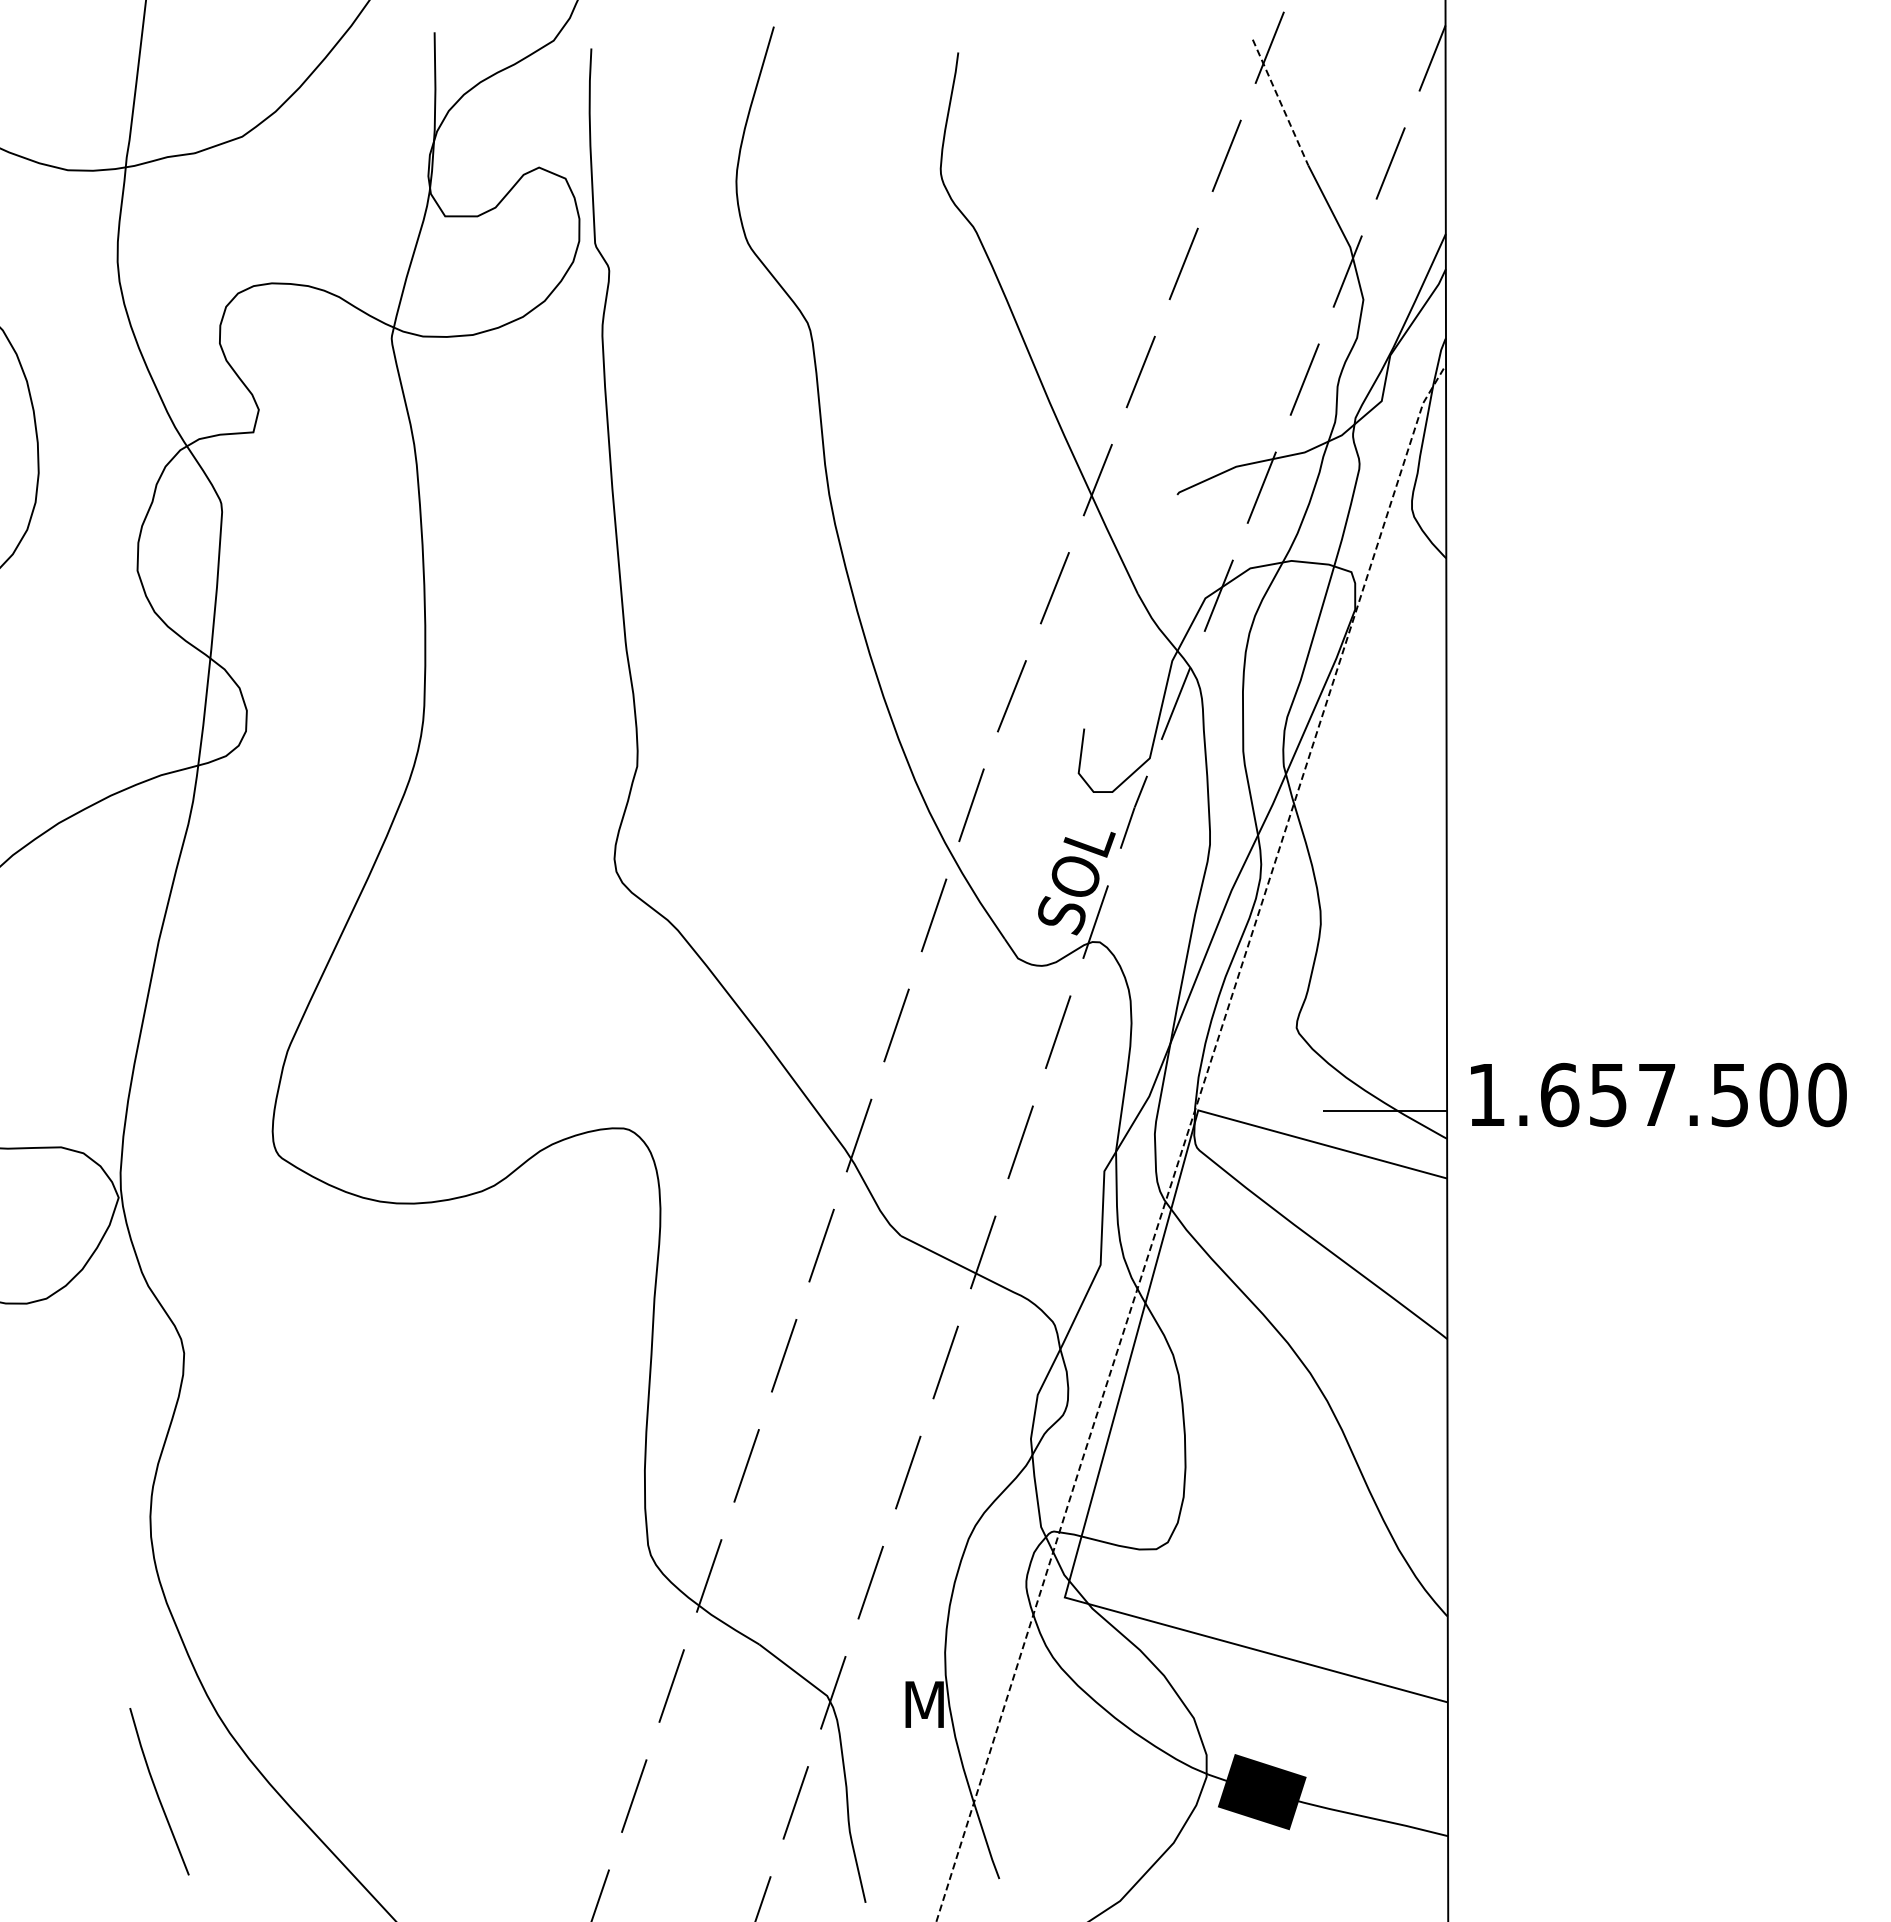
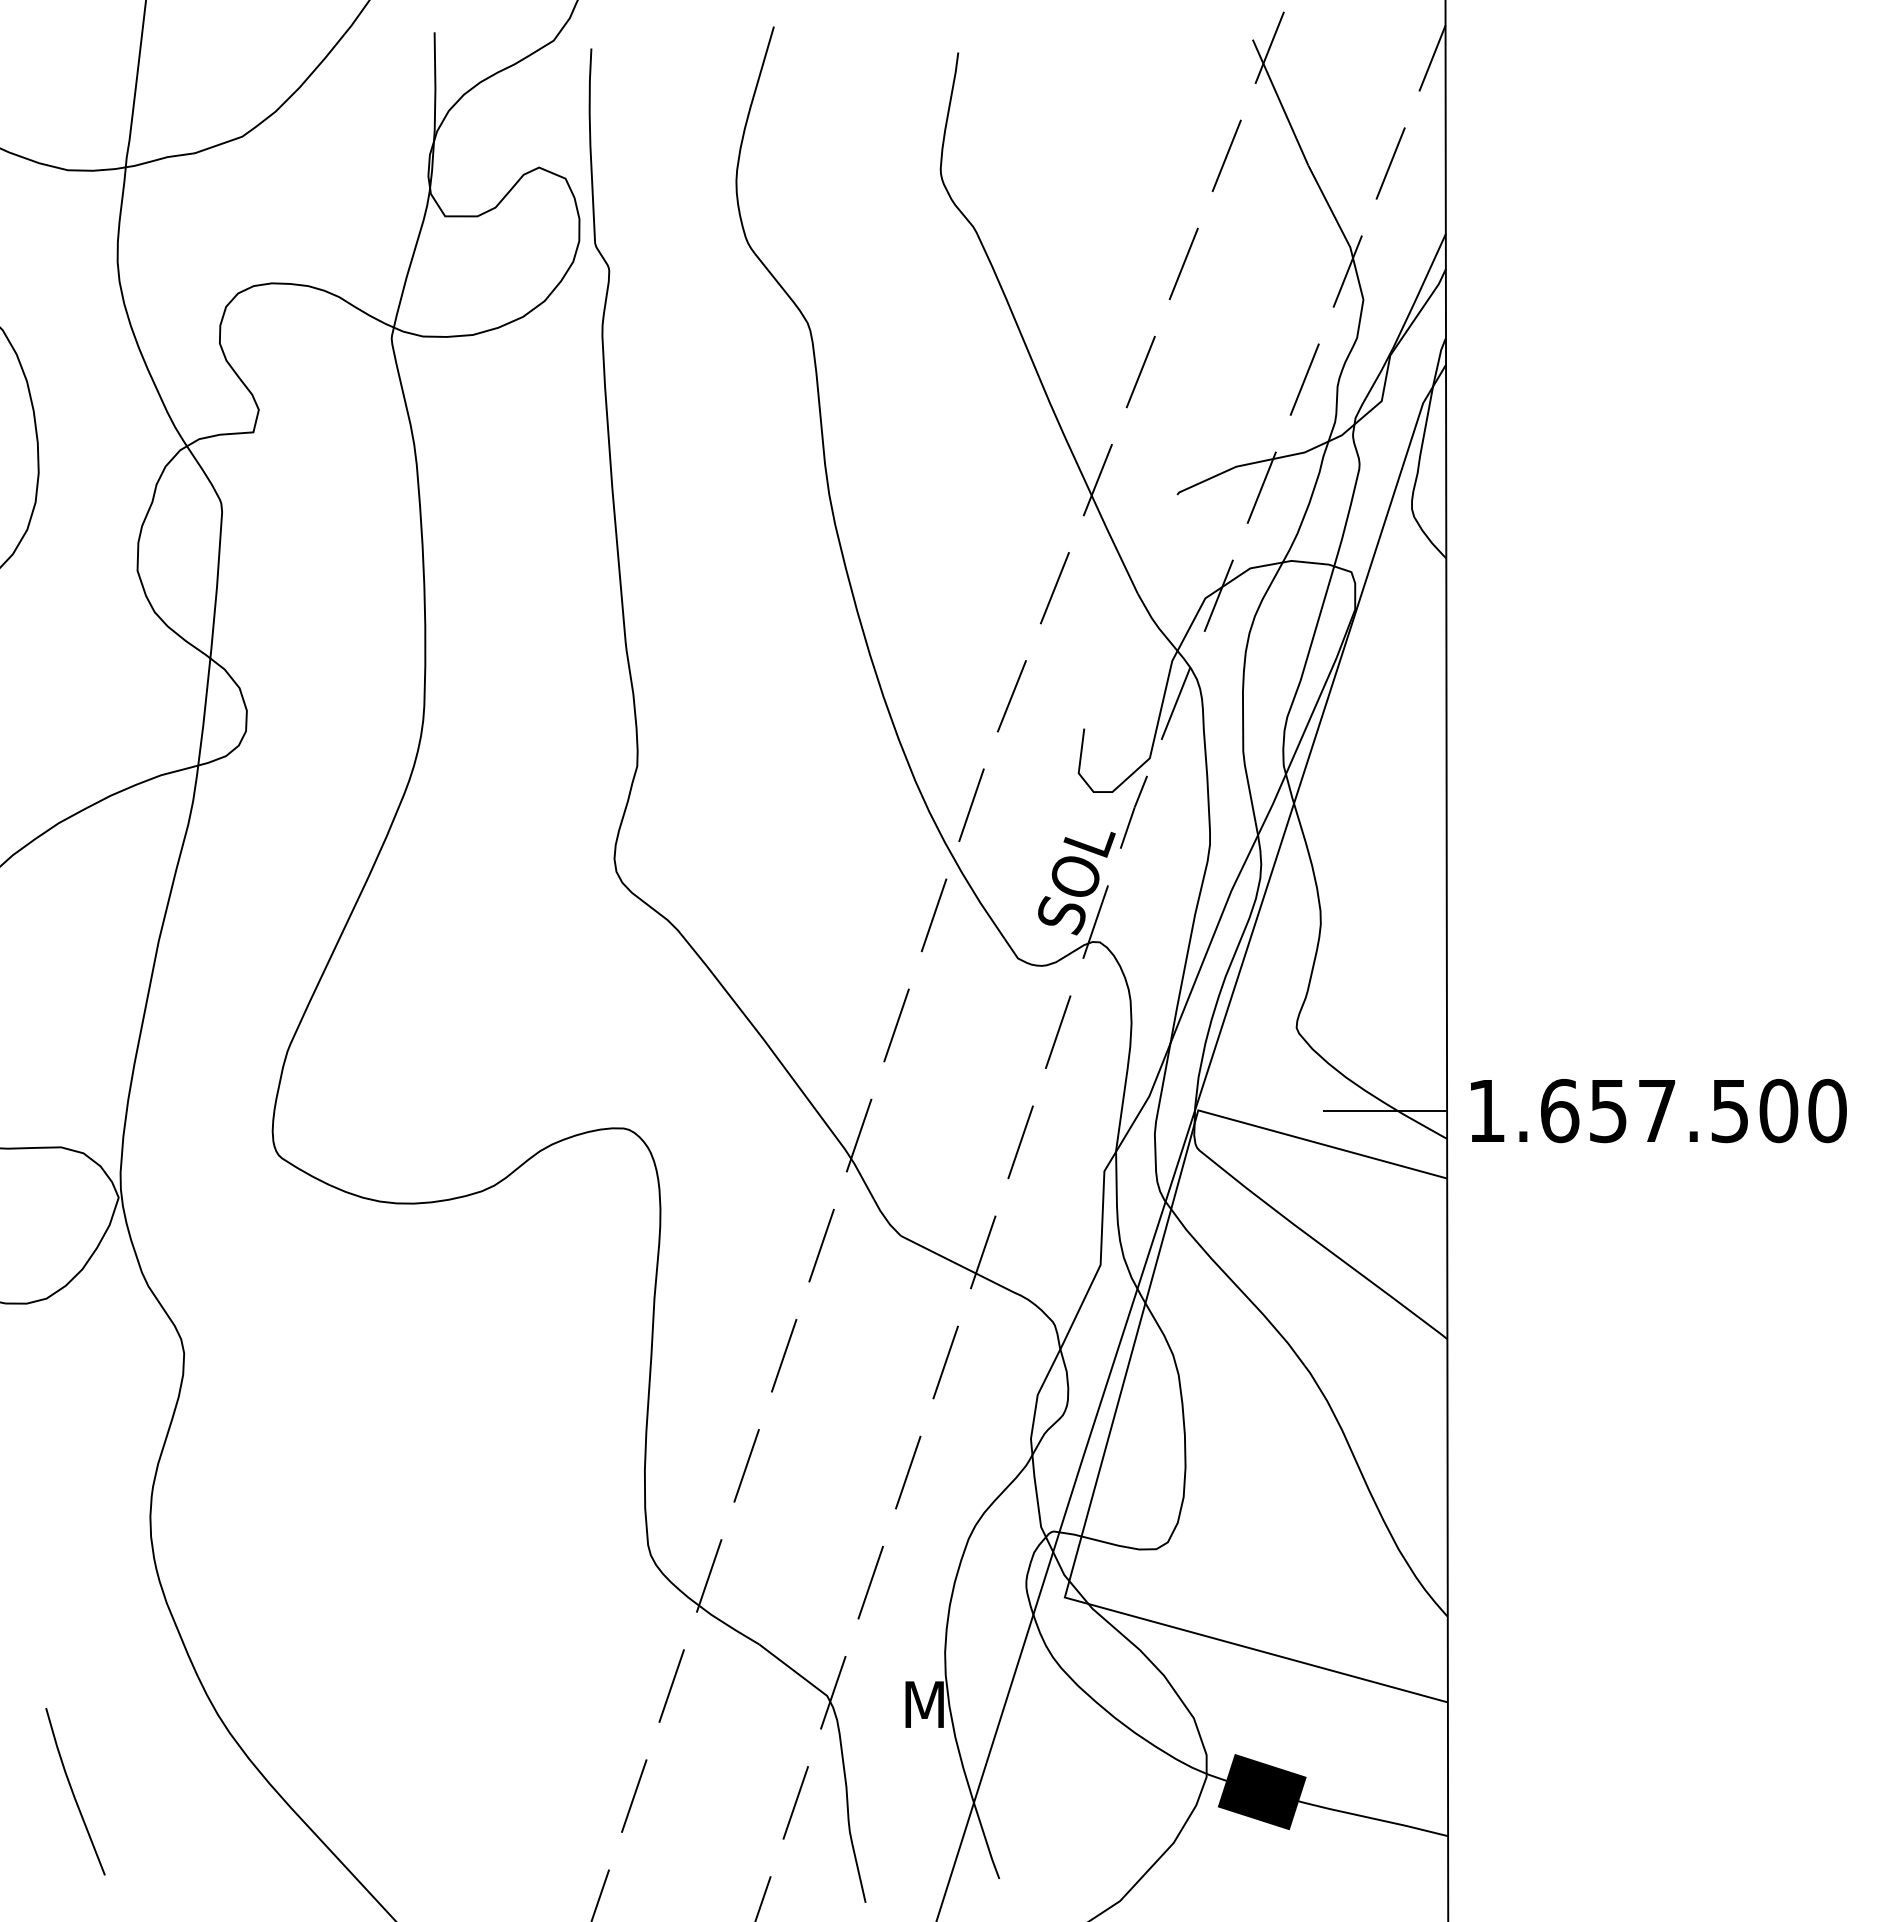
line: dashed -> solid (1280, 102)
text position: (1658, 1094) -> (1658, 1110) (1658, 1110)
line: dashed -> solid (1185, 1140)
line position: (157, 1791) -> (73, 1791) (73, 1791)
